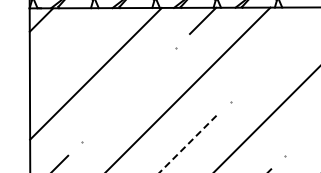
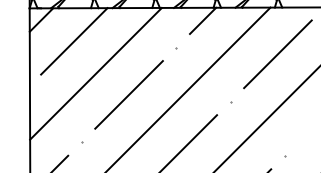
line: none -> present (74, 41)
line: none -> present (277, 54)
line: none -> present (128, 94)
line: dashed -> solid (188, 144)
